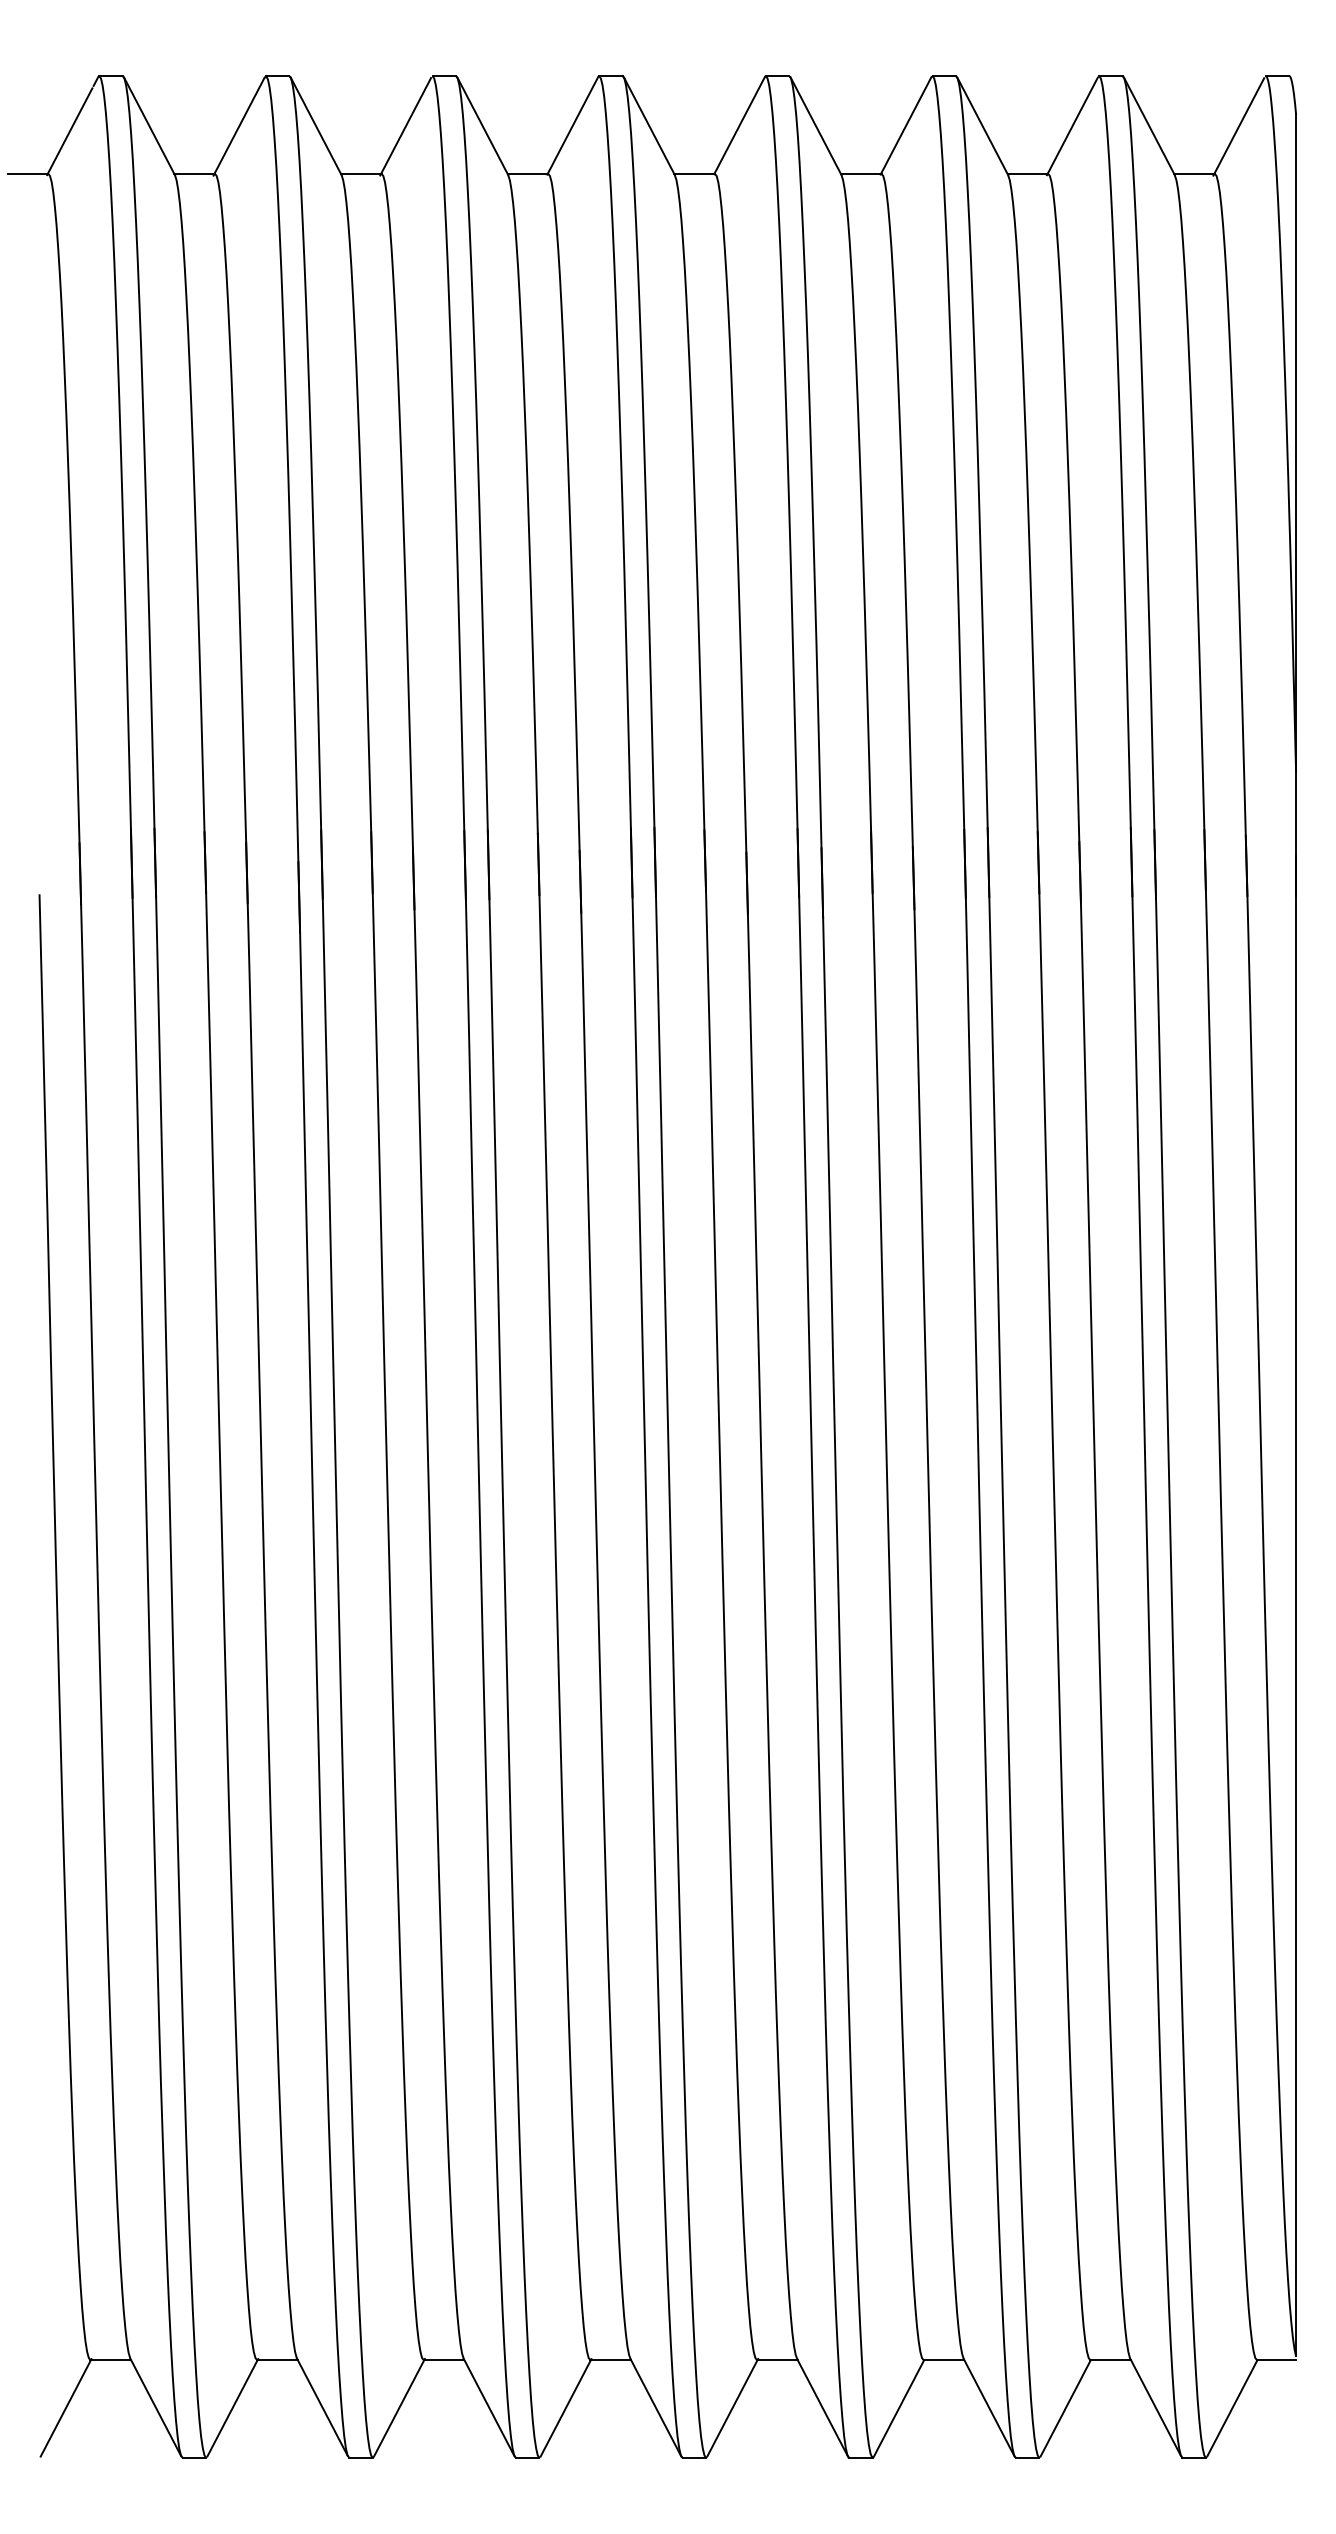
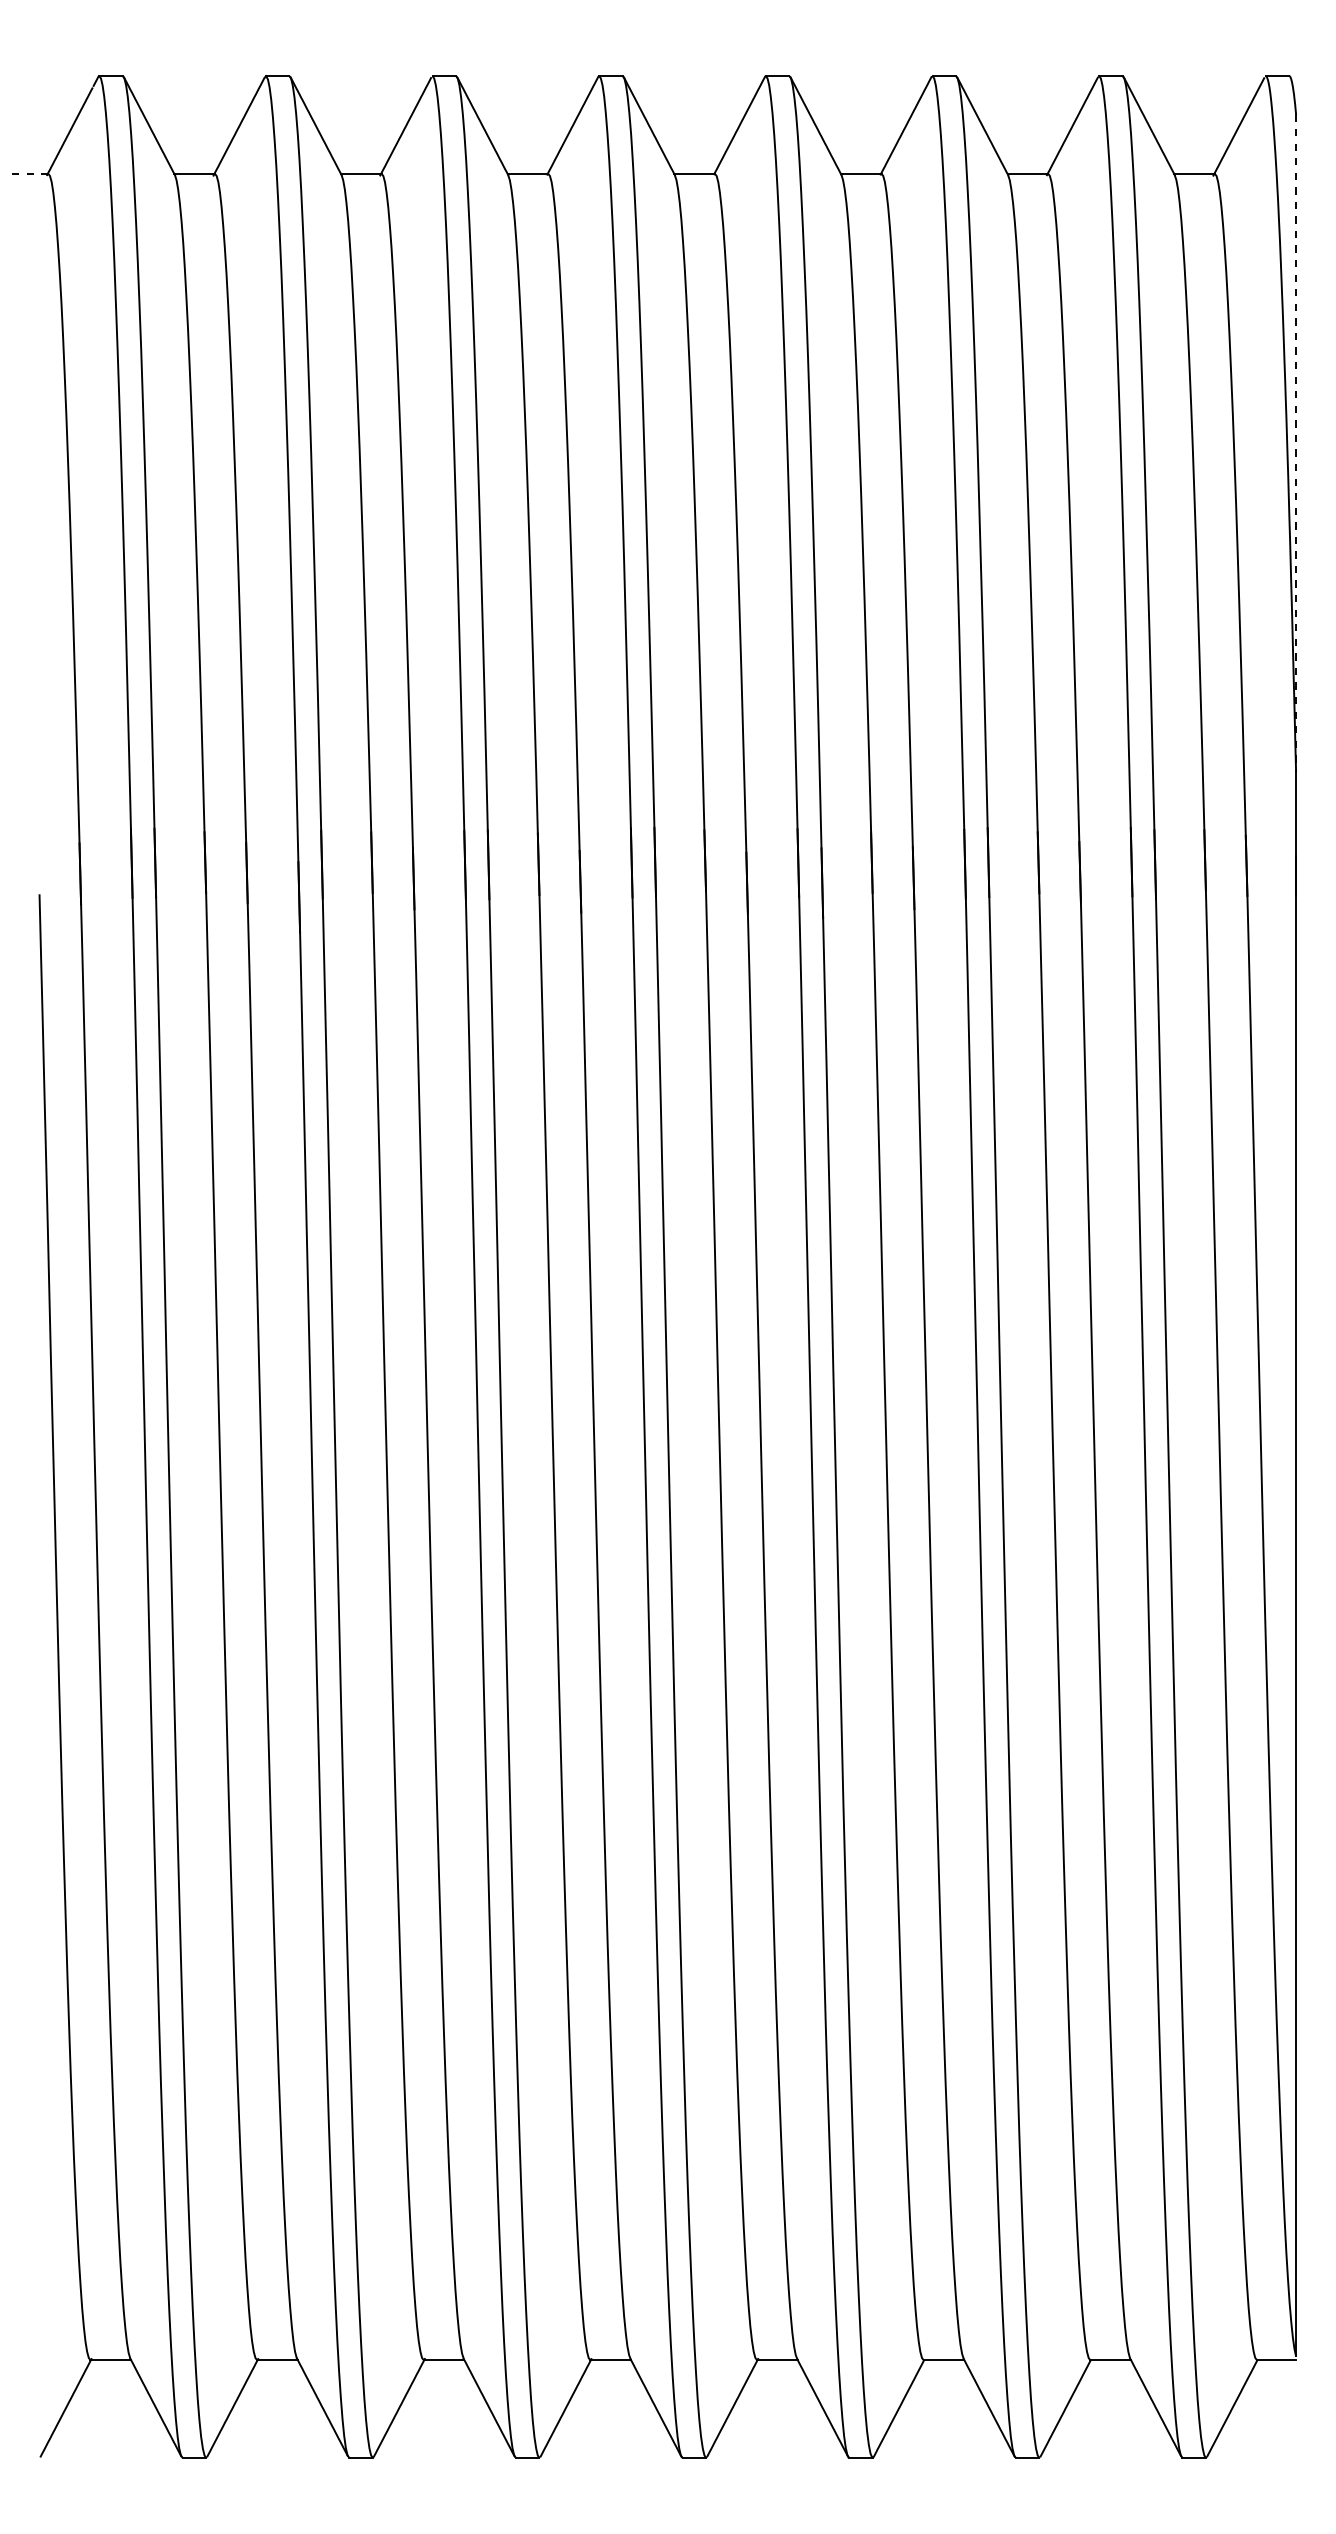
line: solid -> dashed (27, 173)
line: solid -> dashed (1296, 443)
